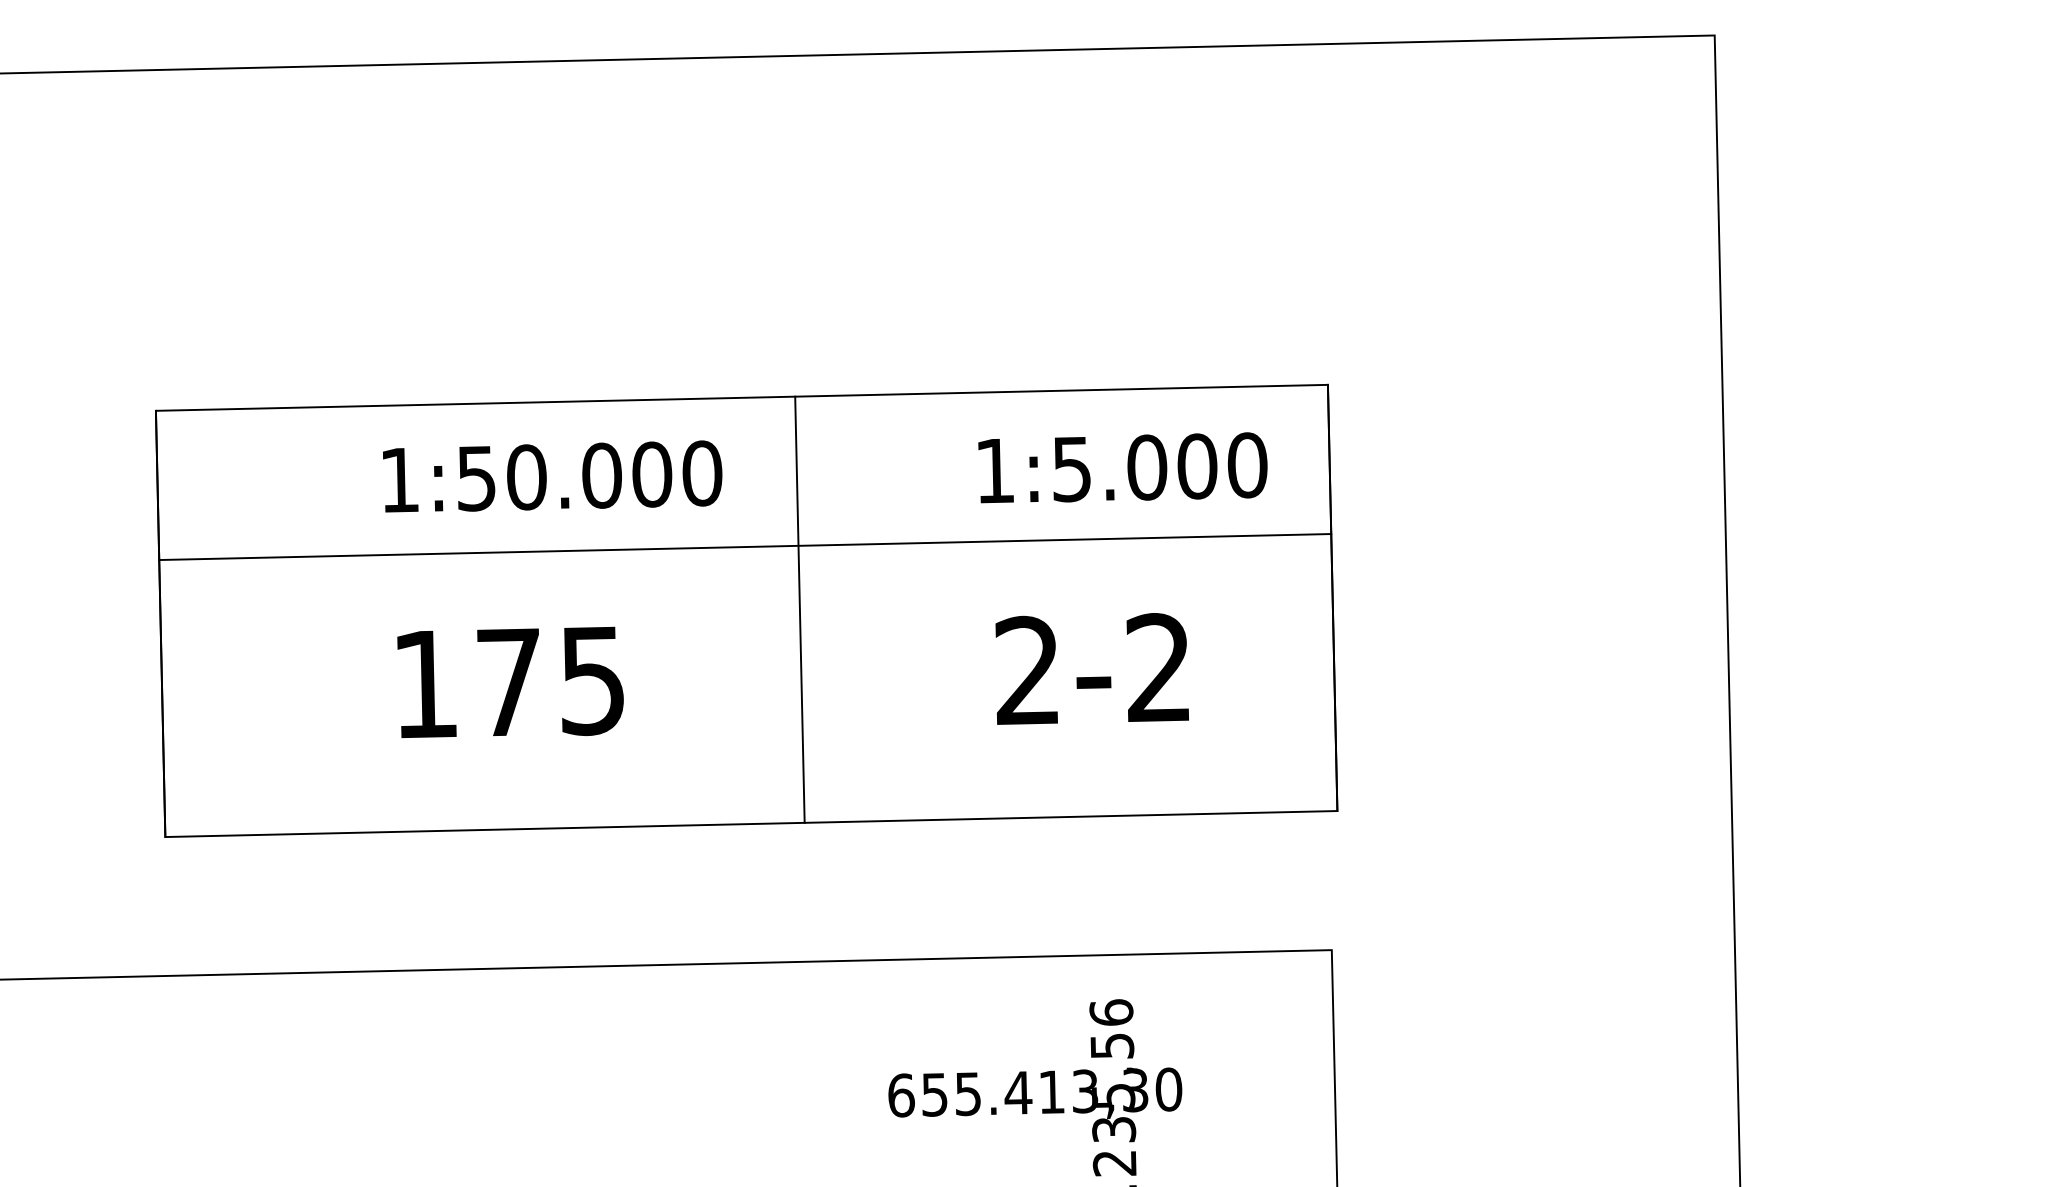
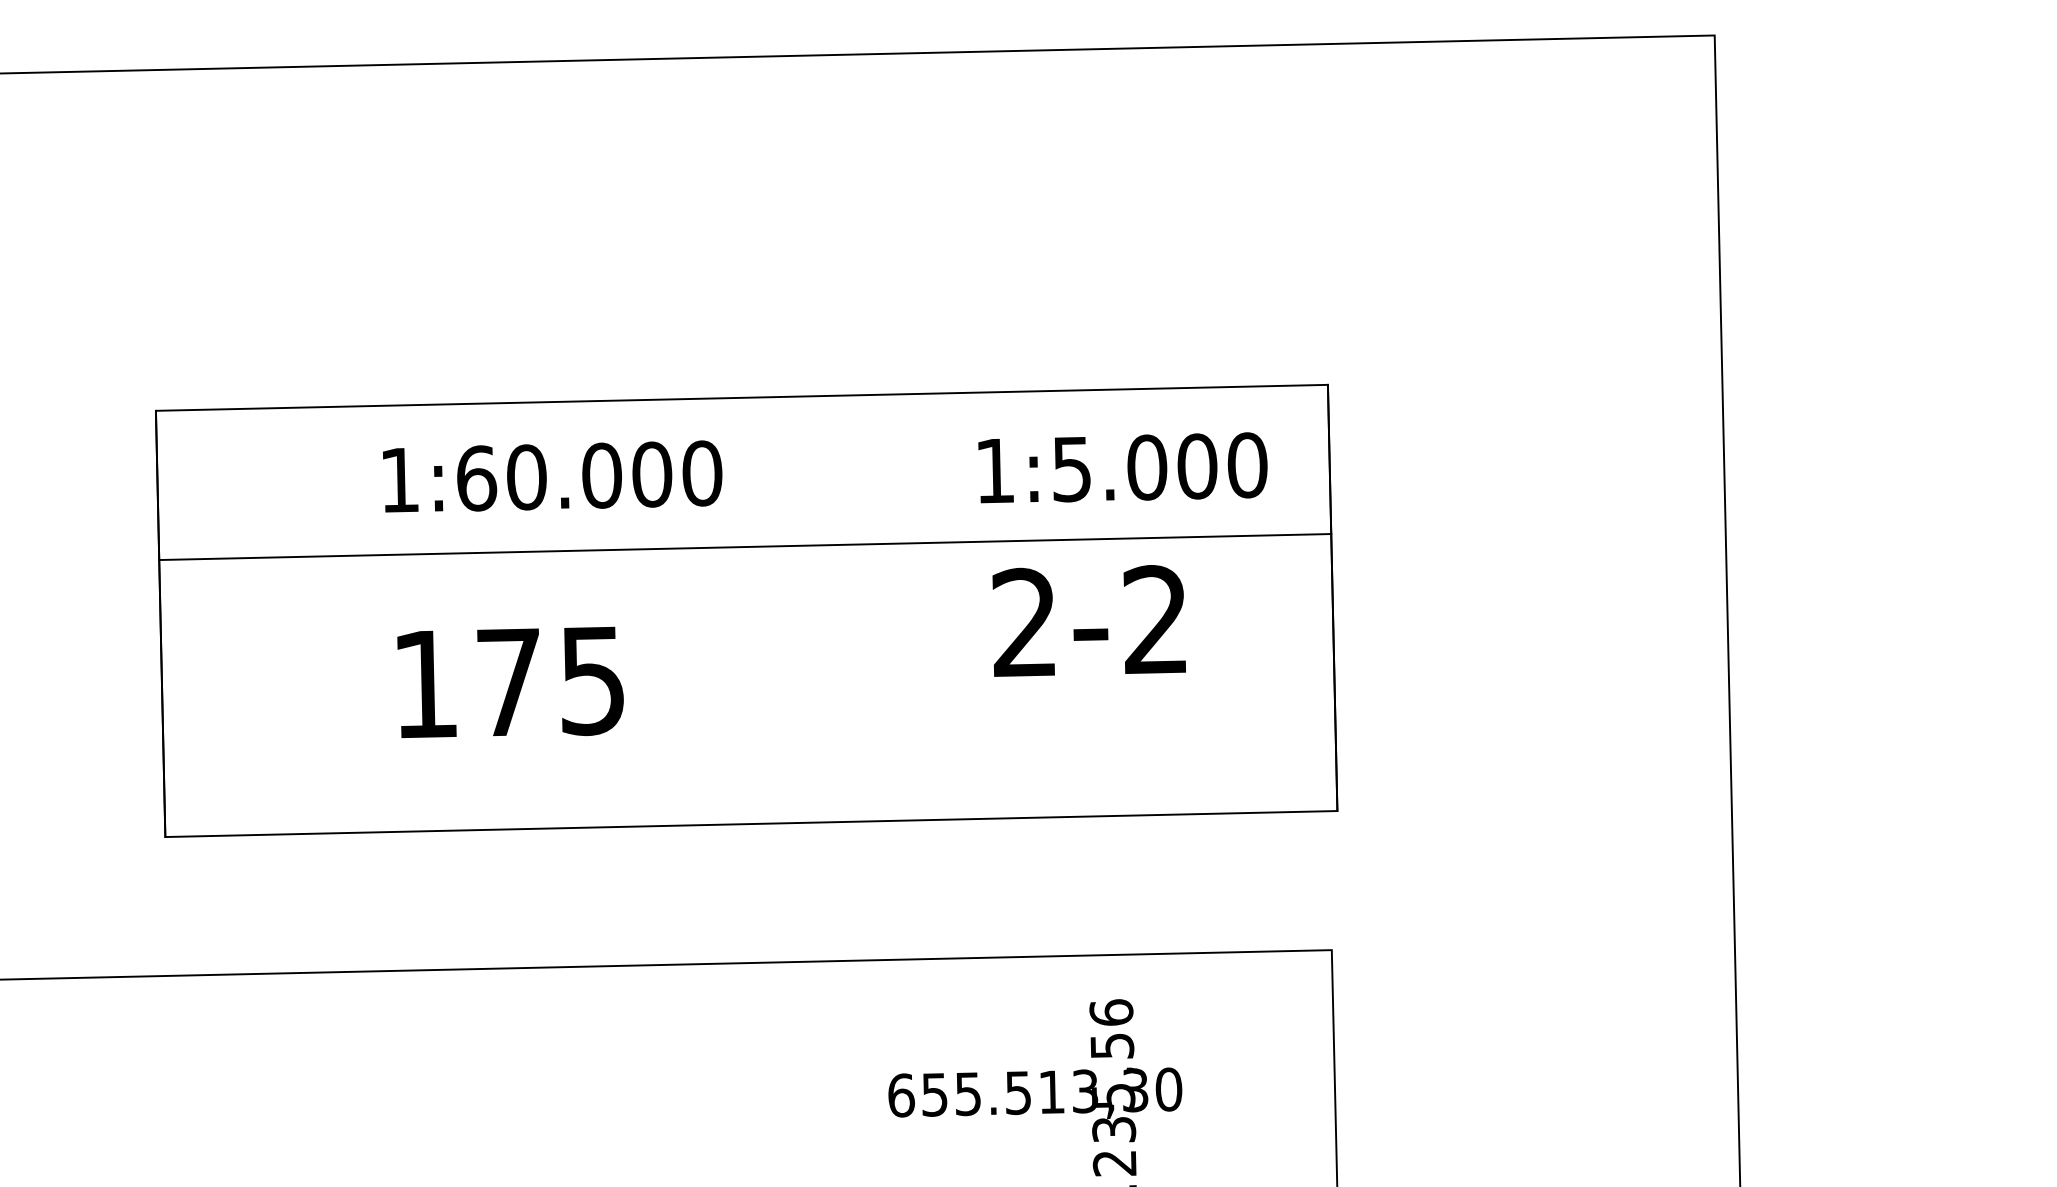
text: 1:50.000 -> 1:60.000 (477, 478)
line: present -> none (799, 609)
text position: (1091, 668) -> (1088, 620) (1088, 620)
text: 655.413,30 -> 655.513,30 (1018, 1093)
